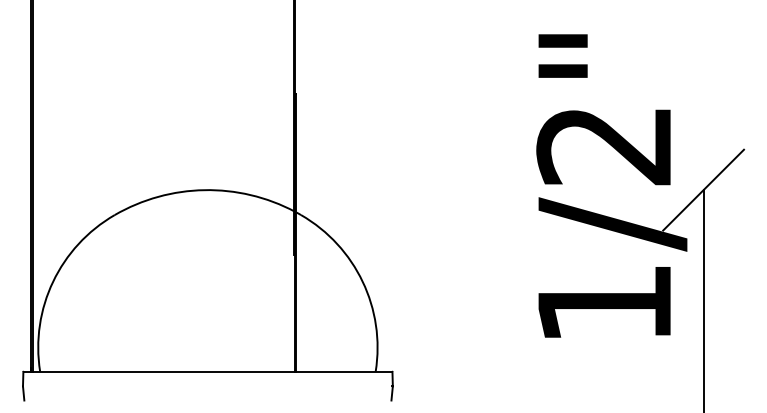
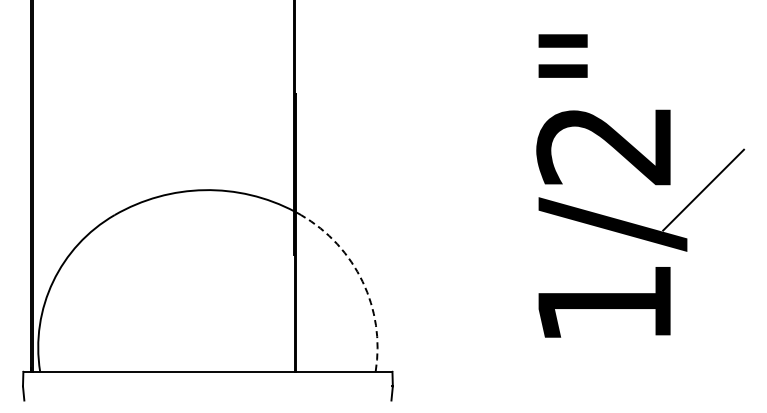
arc: solid -> dashed (362, 281)
line: present -> none (703, 299)
